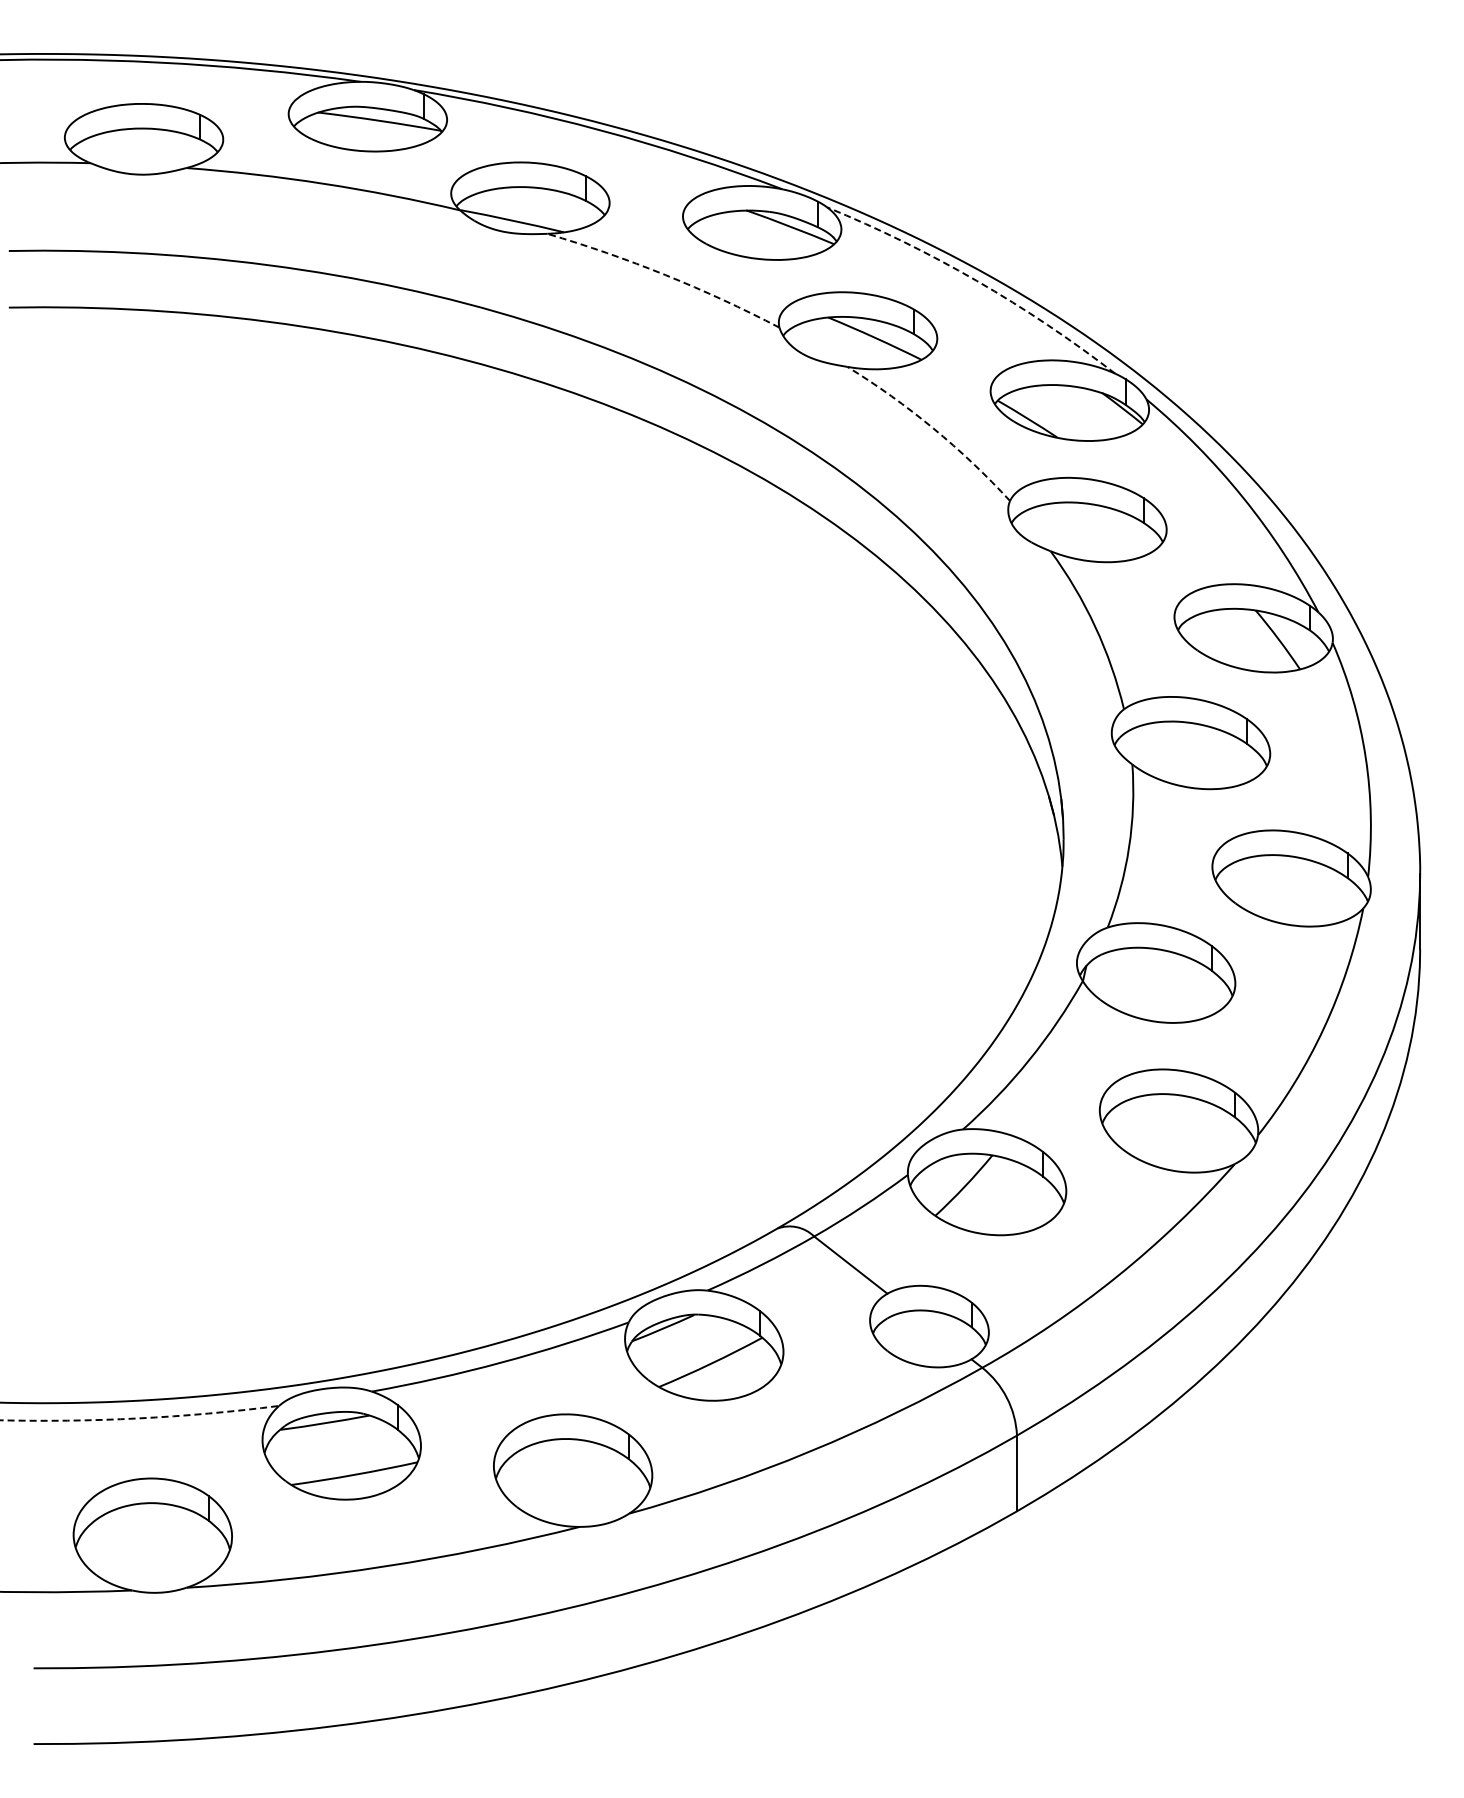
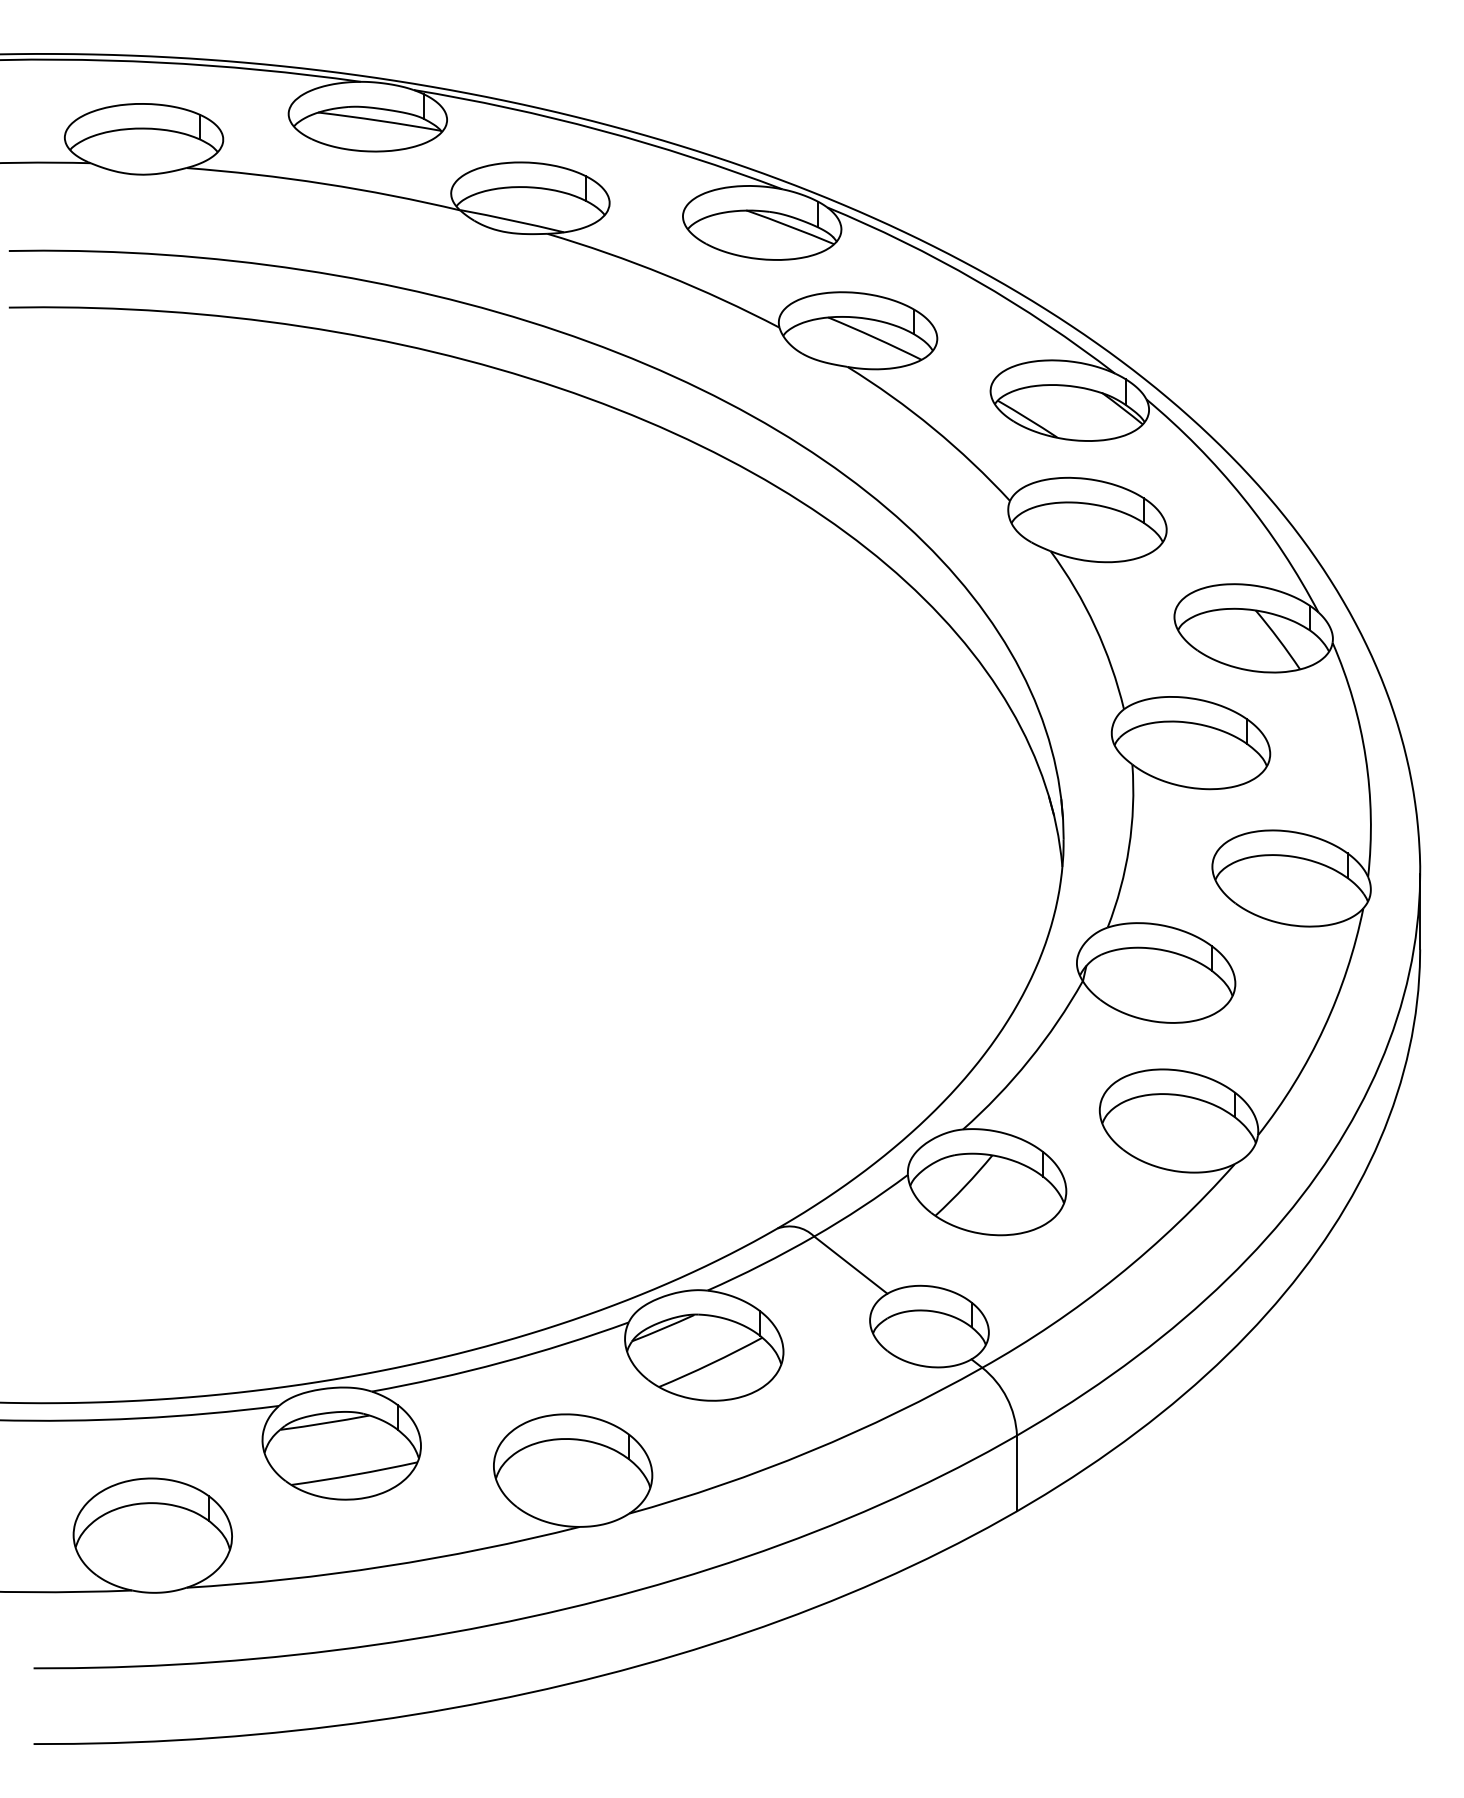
arc: dashed -> solid (665, 275)
arc: dashed -> solid (976, 280)
arc: dashed -> solid (933, 428)
arc: dashed -> solid (140, 1418)
